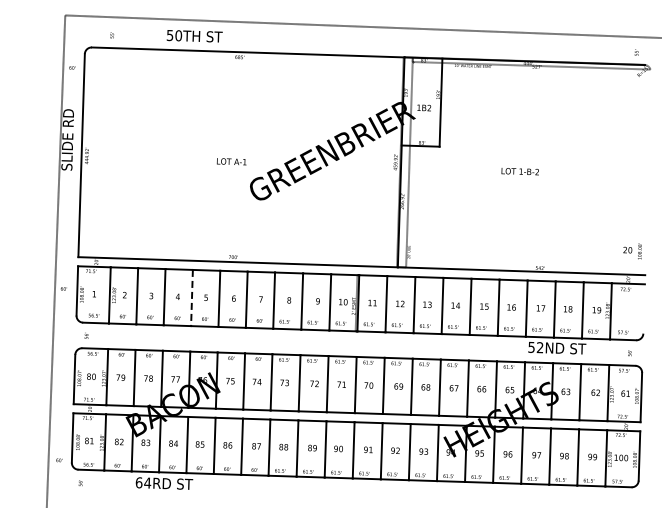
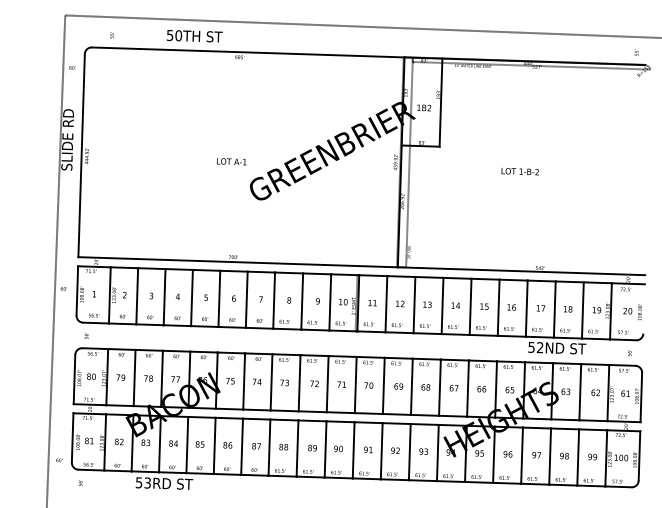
text position: (632, 251) -> (632, 312) (632, 312)
line: dashed -> solid (191, 298)
text: 64RD -> 53RD (143, 482)
